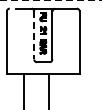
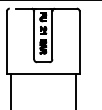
line: dashed -> solid (50, 0)
line: dashed -> solid (34, 35)
line position: (23, 89) -> (10, 89) (10, 89)
line position: (49, 89) -> (76, 89) (76, 89)
